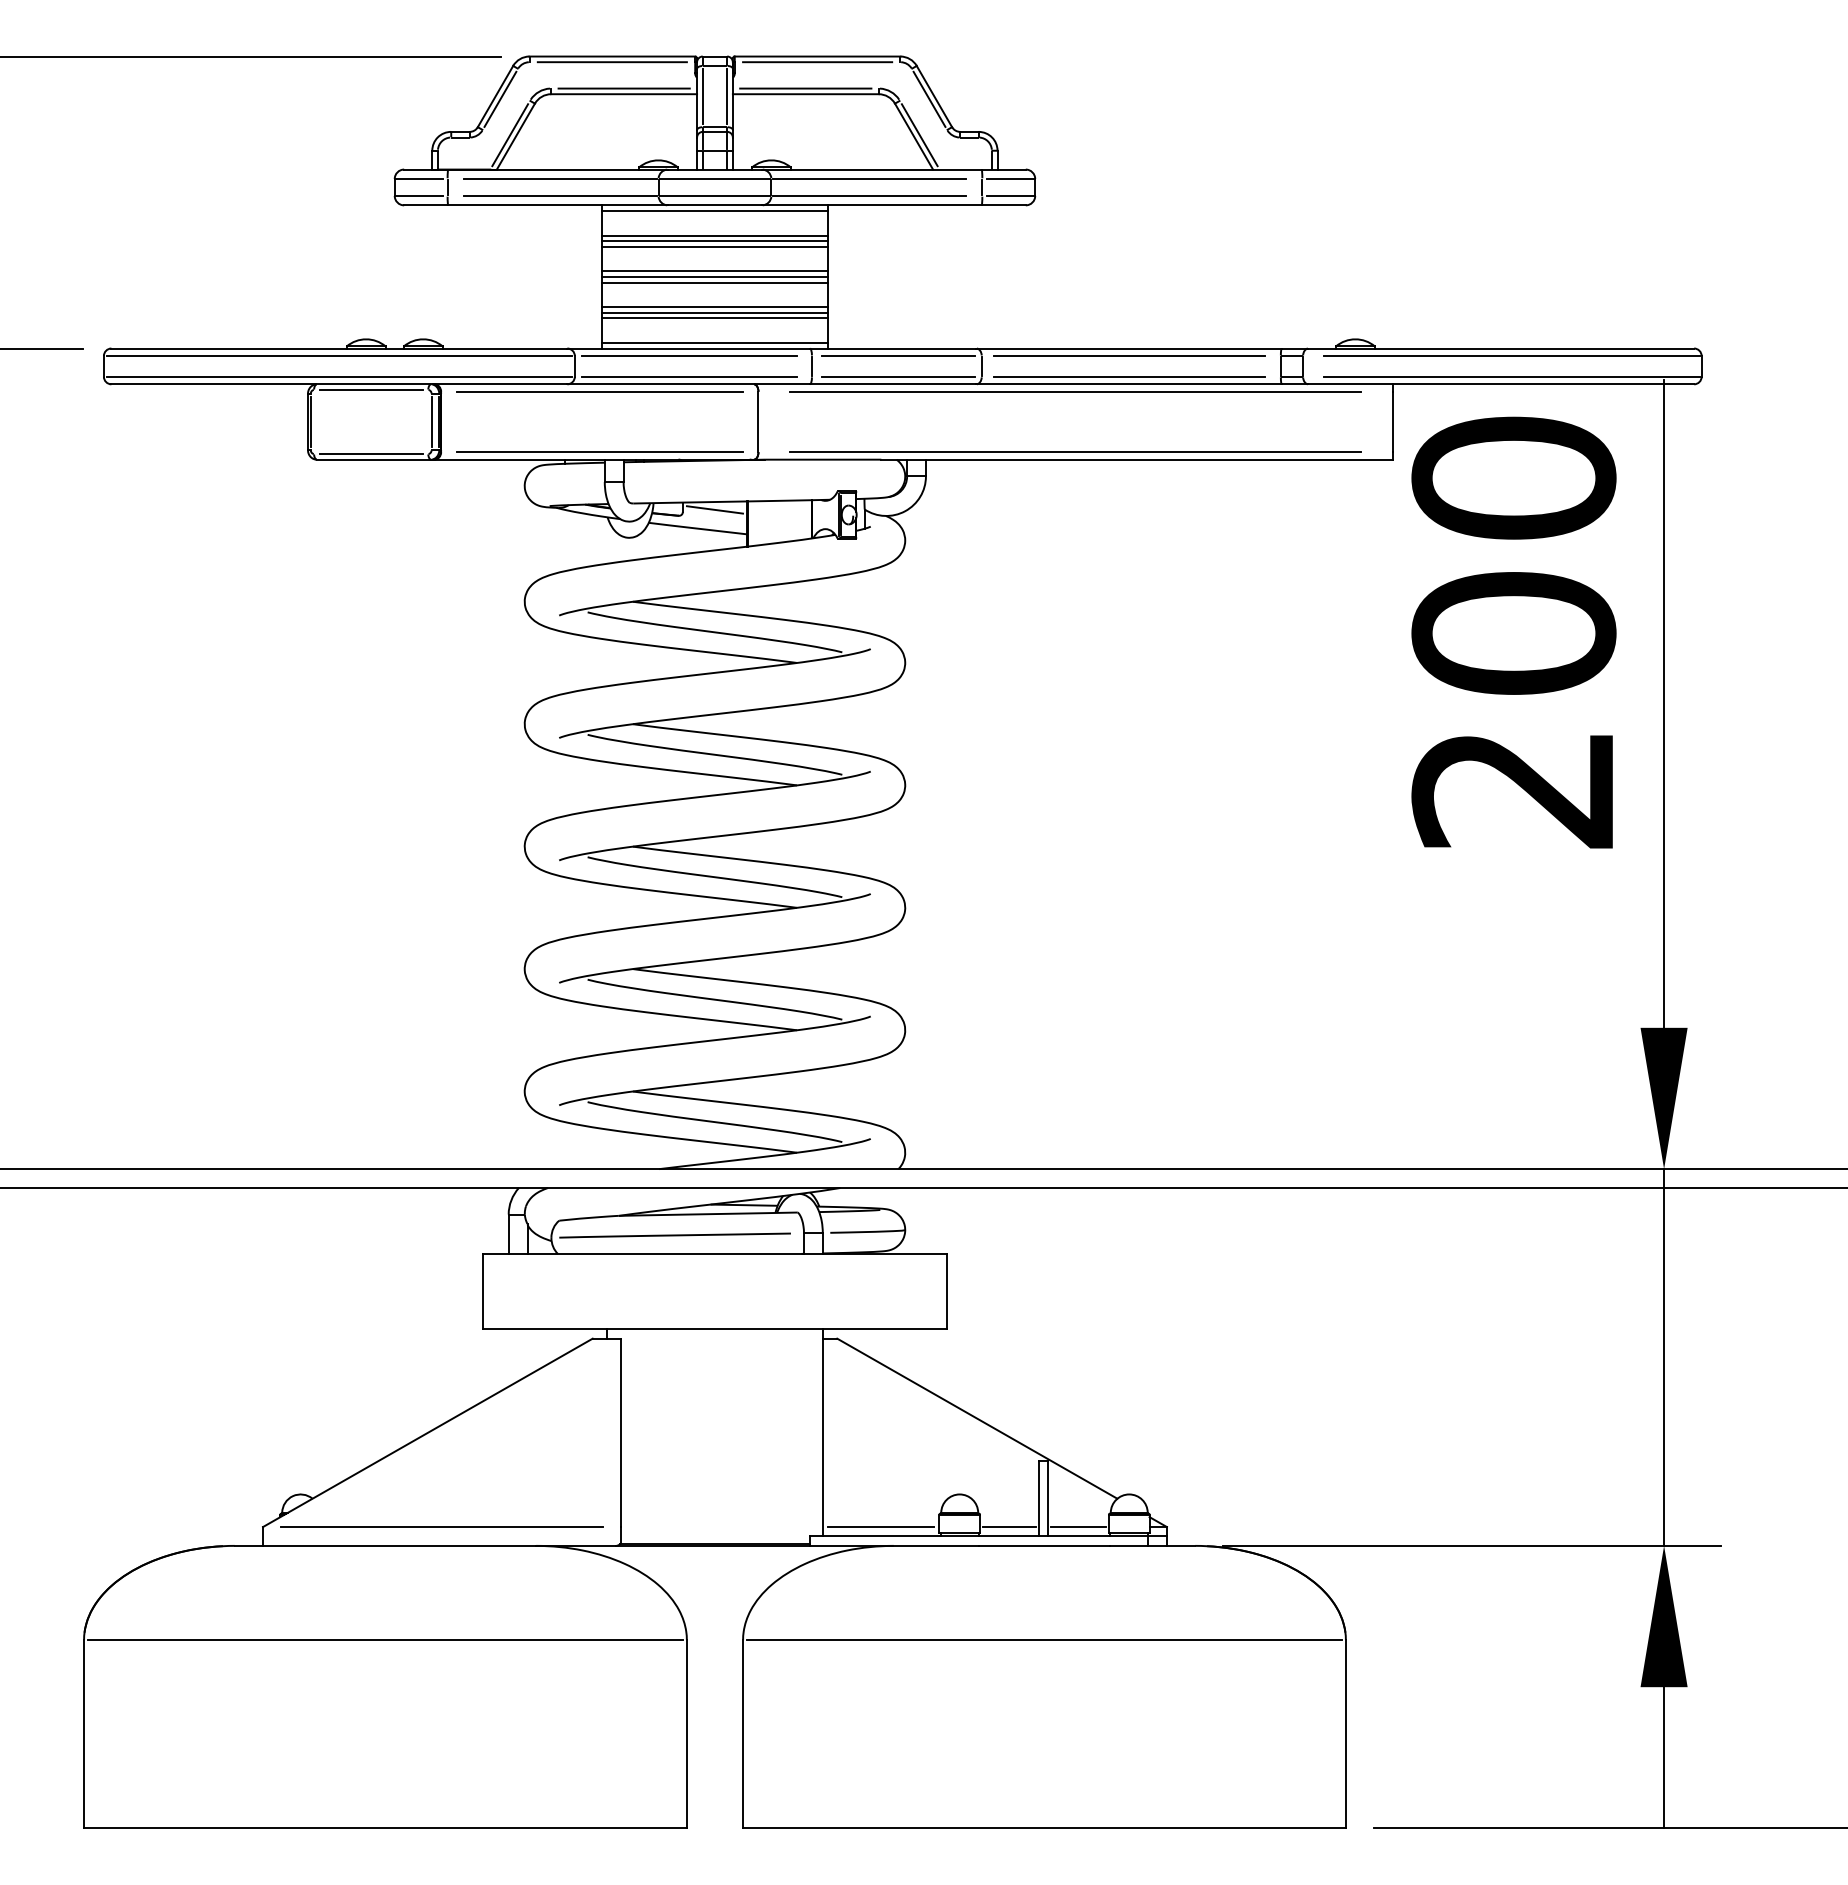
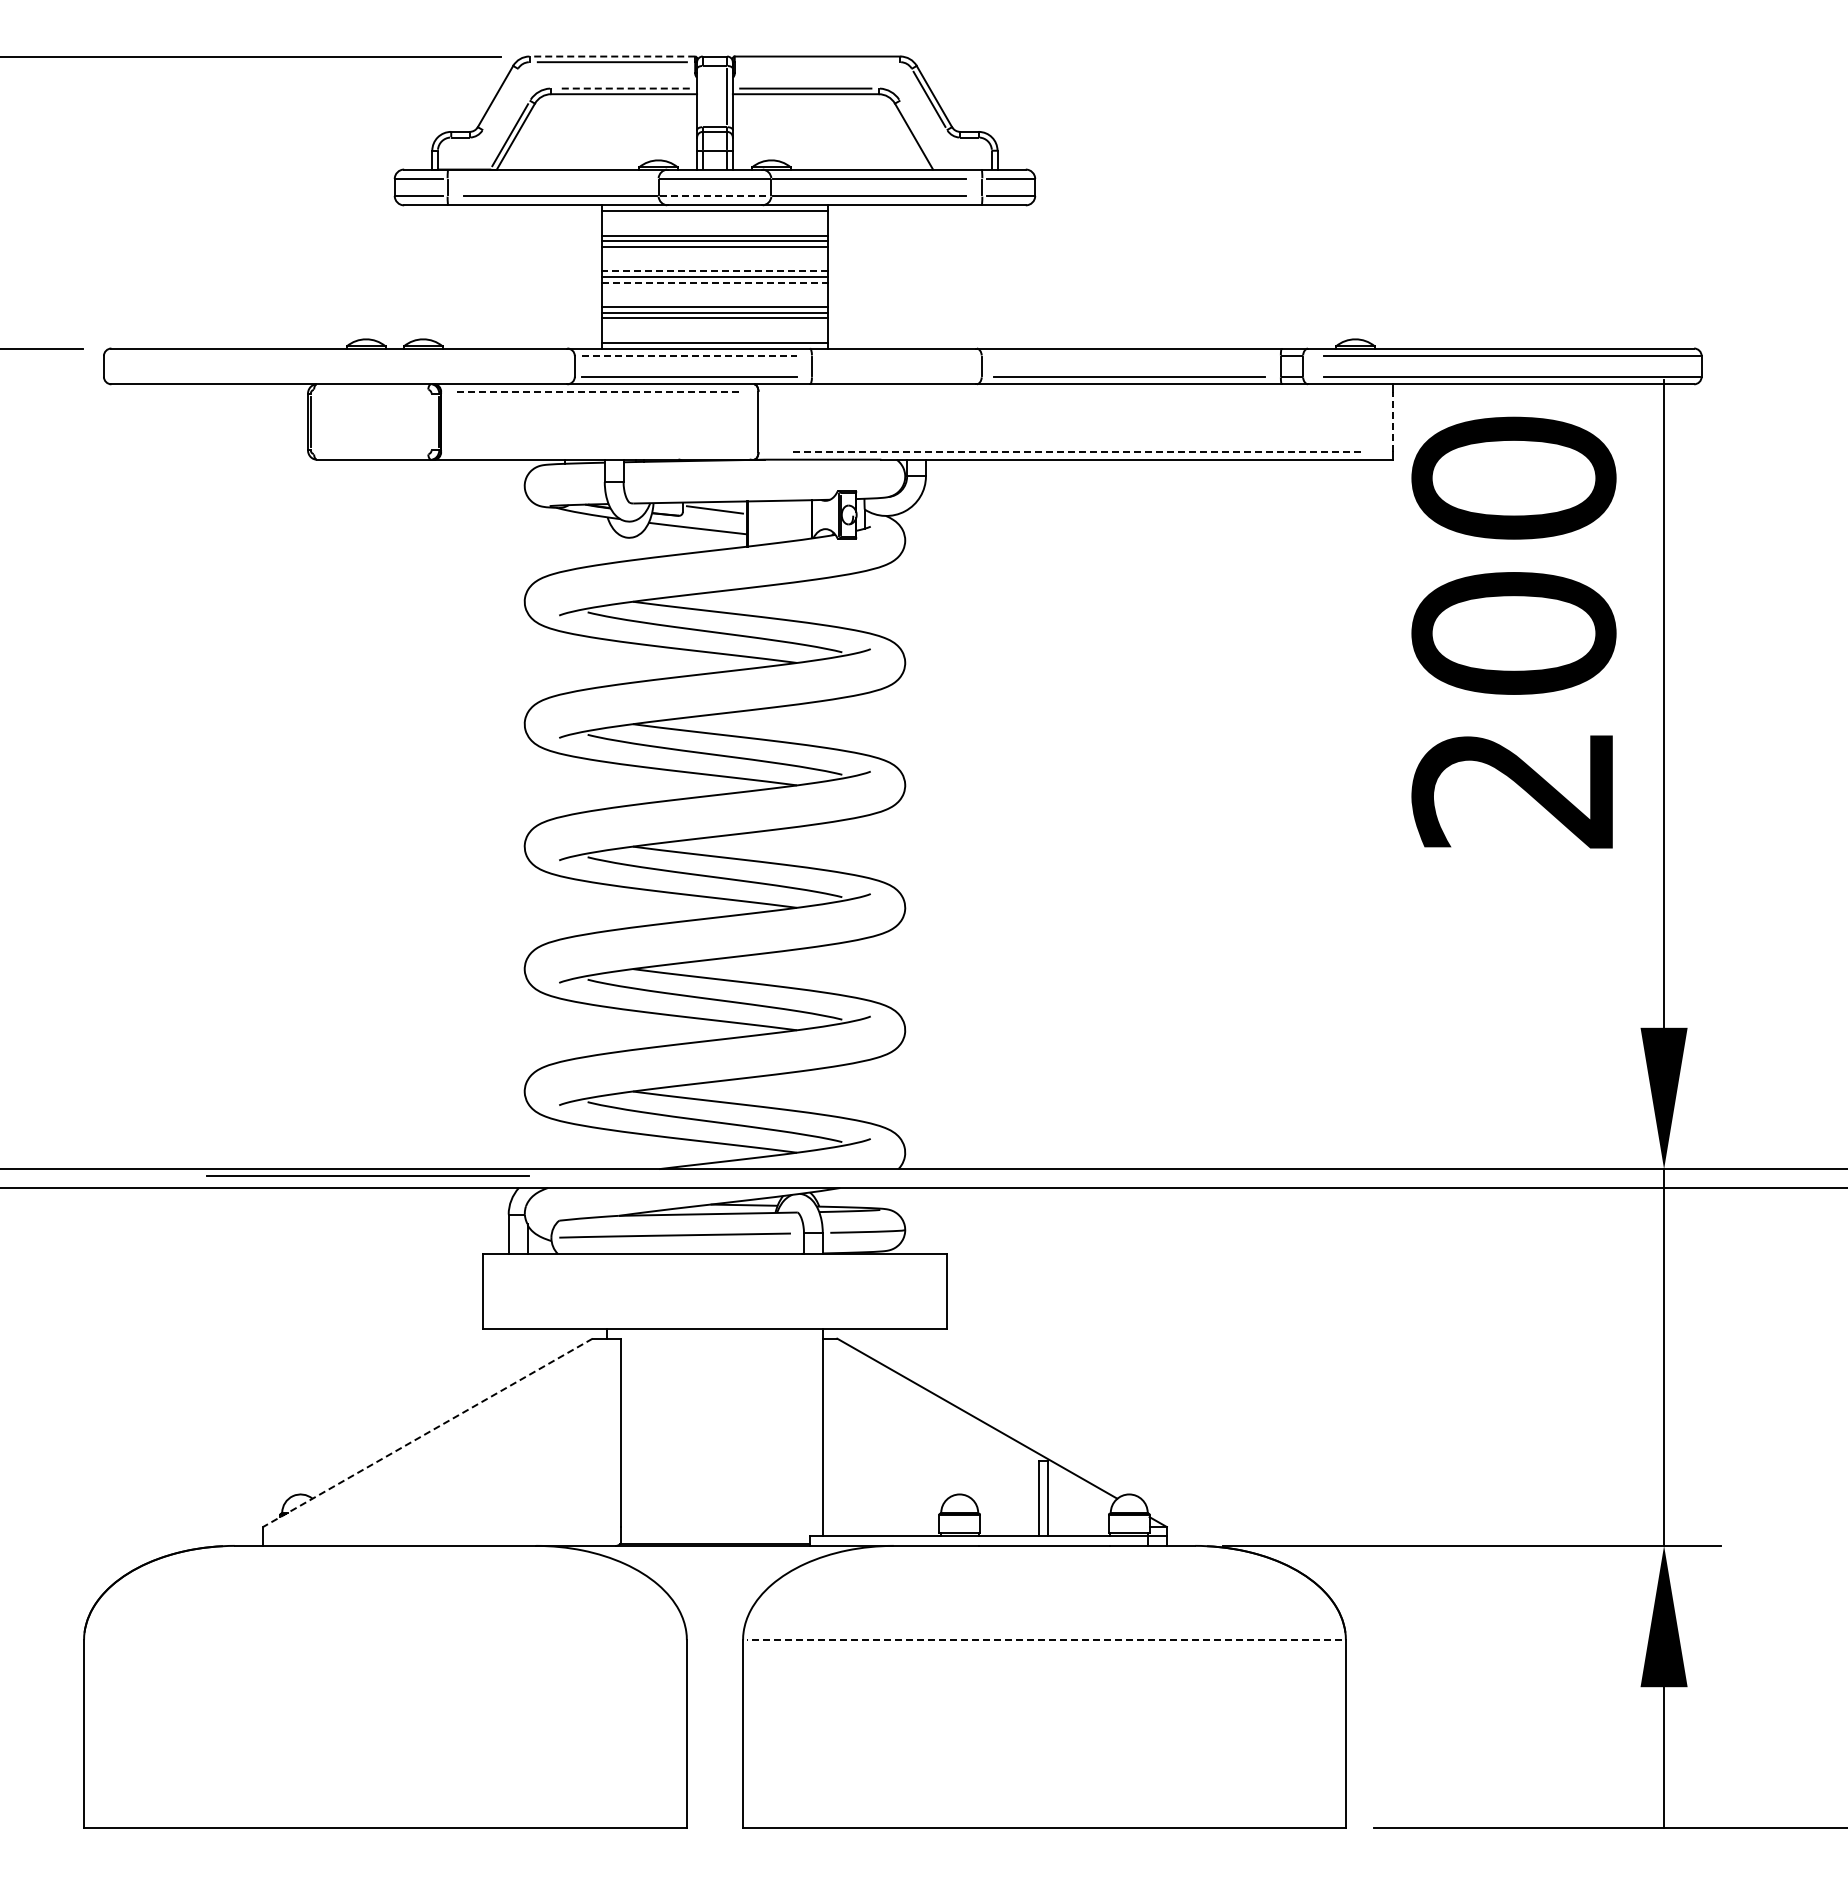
line: solid -> dashed (612, 56)
line: present -> none (817, 62)
line: solid -> dashed (624, 88)
line: present -> none (702, 96)
line: present -> none (500, 98)
line: present -> none (919, 135)
line: present -> none (559, 179)
line: solid -> dashed (715, 195)
line: solid -> dashed (714, 271)
line: solid -> dashed (715, 282)
line: present -> none (338, 356)
line: solid -> dashed (689, 356)
line: present -> none (897, 356)
line: present -> none (1128, 356)
line: present -> none (338, 376)
line: present -> none (897, 376)
line: present -> none (370, 389)
line: solid -> dashed (599, 391)
line: present -> none (1075, 391)
line: present -> none (431, 421)
line: solid -> dashed (1393, 421)
line: present -> none (599, 452)
line: solid -> dashed (1075, 452)
line: present -> none (370, 454)
line: solid -> dashed (427, 1432)
line position: (441, 1526) -> (367, 1175) (367, 1175)
line: present -> none (880, 1527)
line: present -> none (1009, 1527)
line: present -> none (1078, 1527)
line: present -> none (385, 1640)
line: solid -> dashed (1044, 1640)
